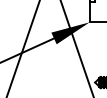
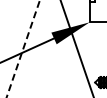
line: solid -> dashed (23, 49)
